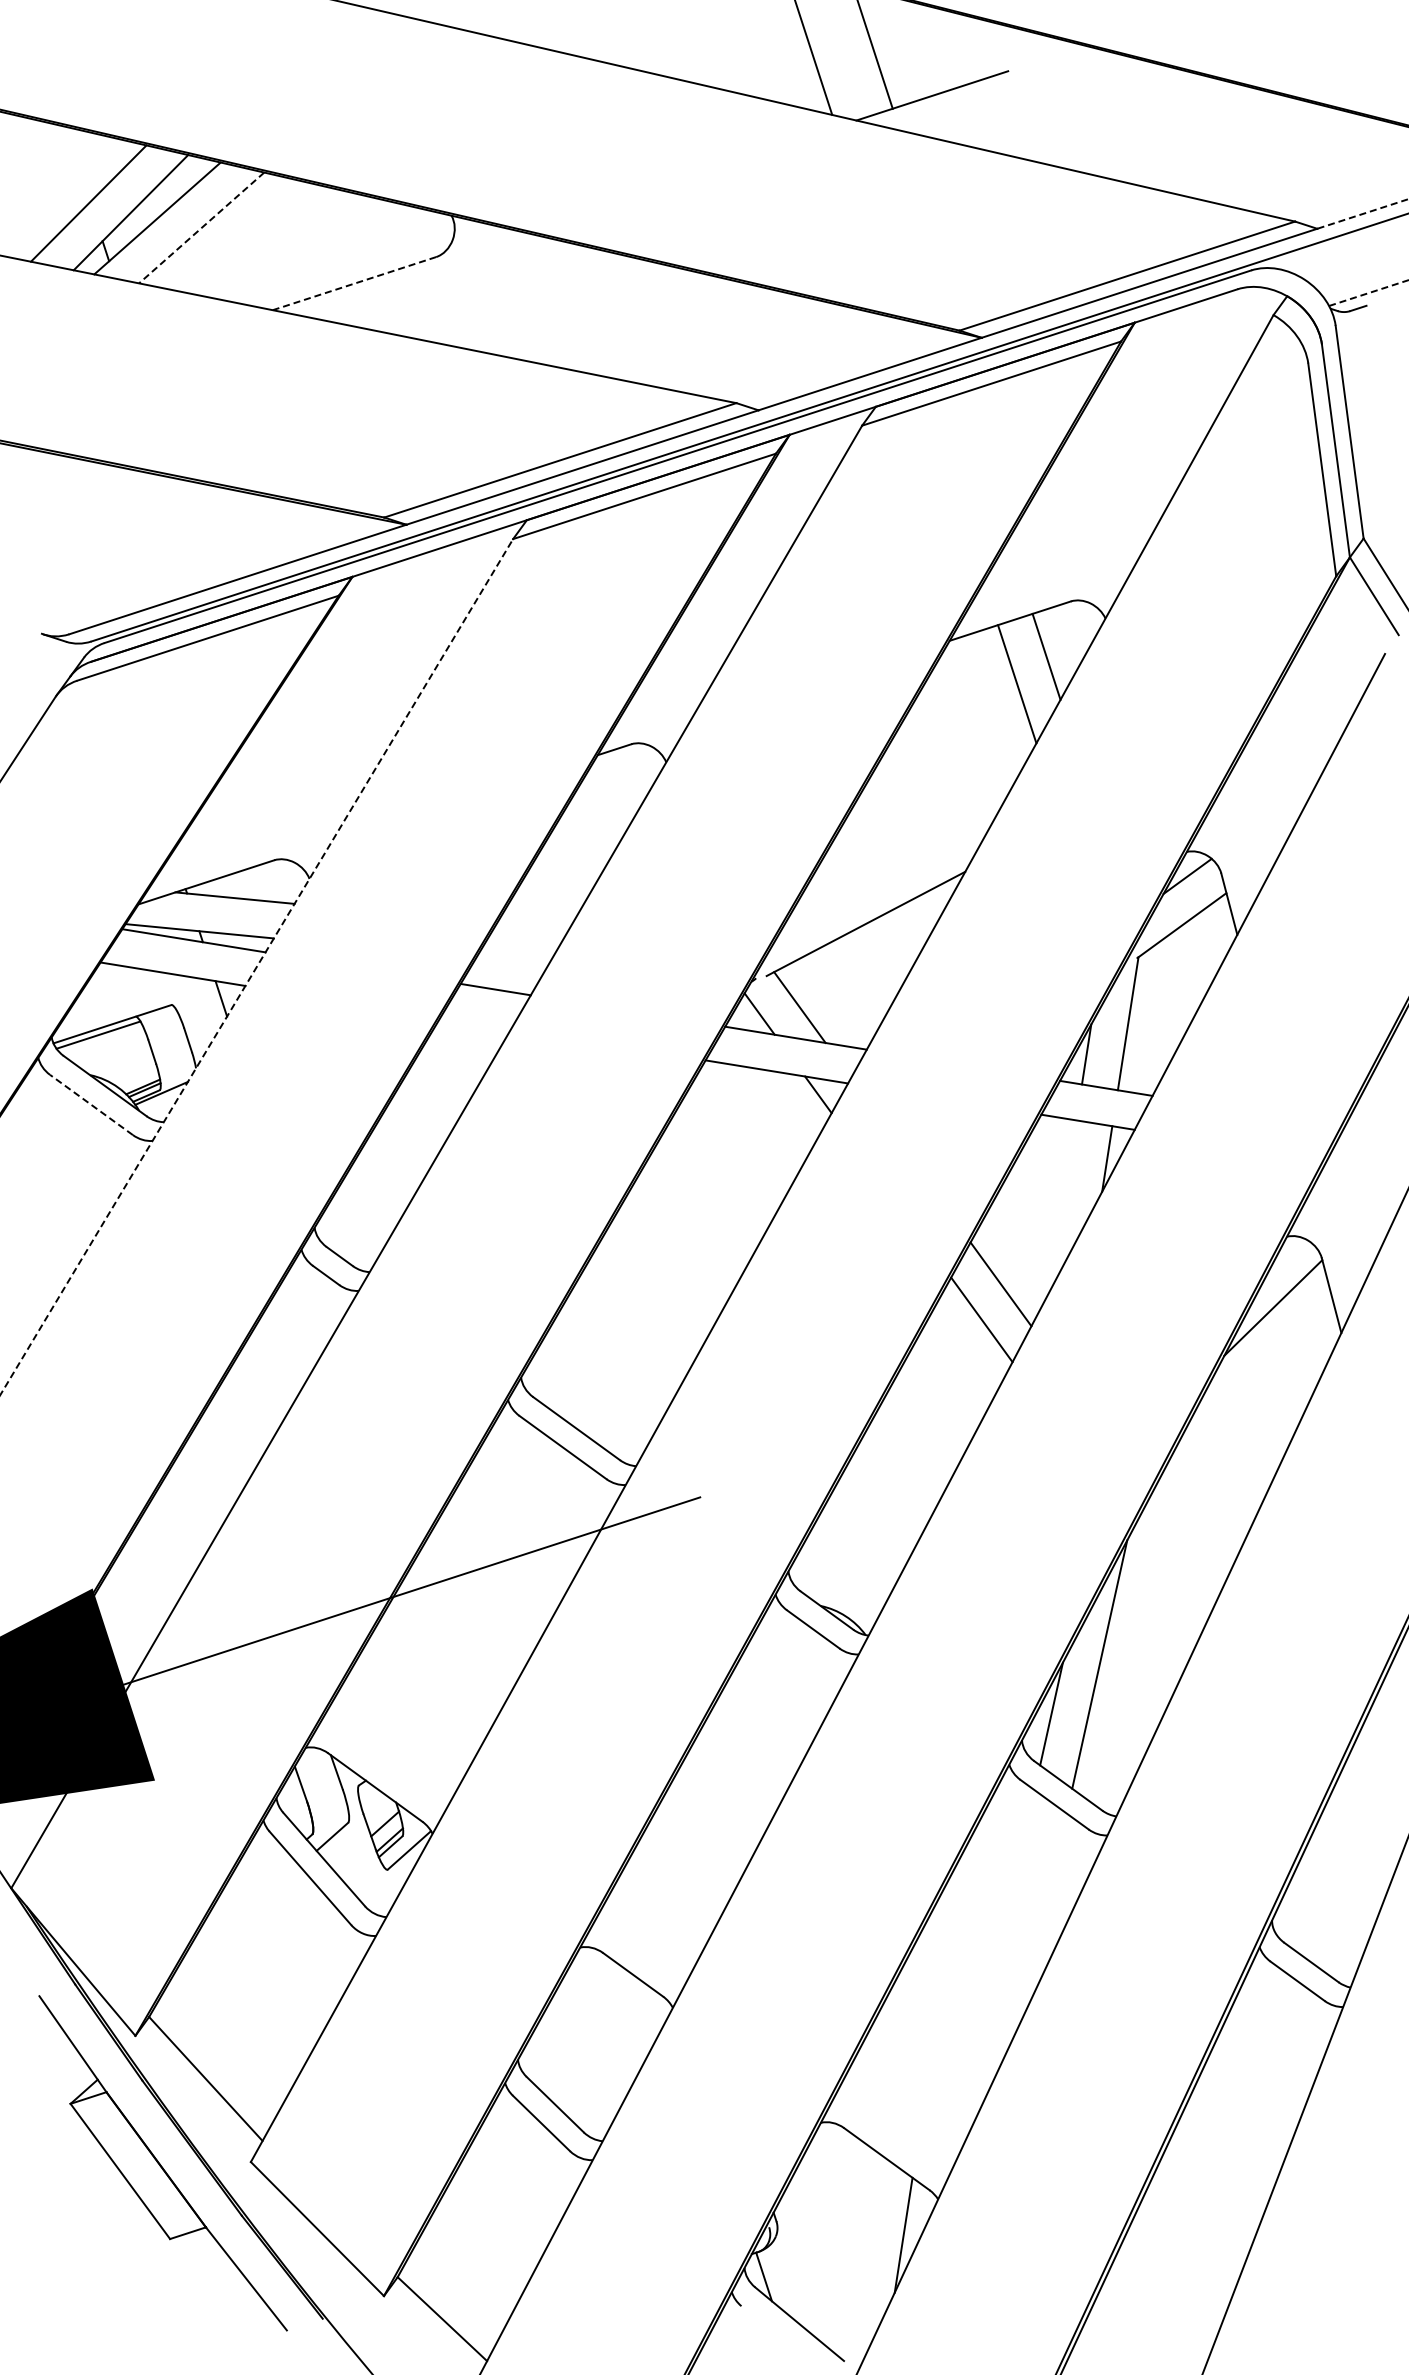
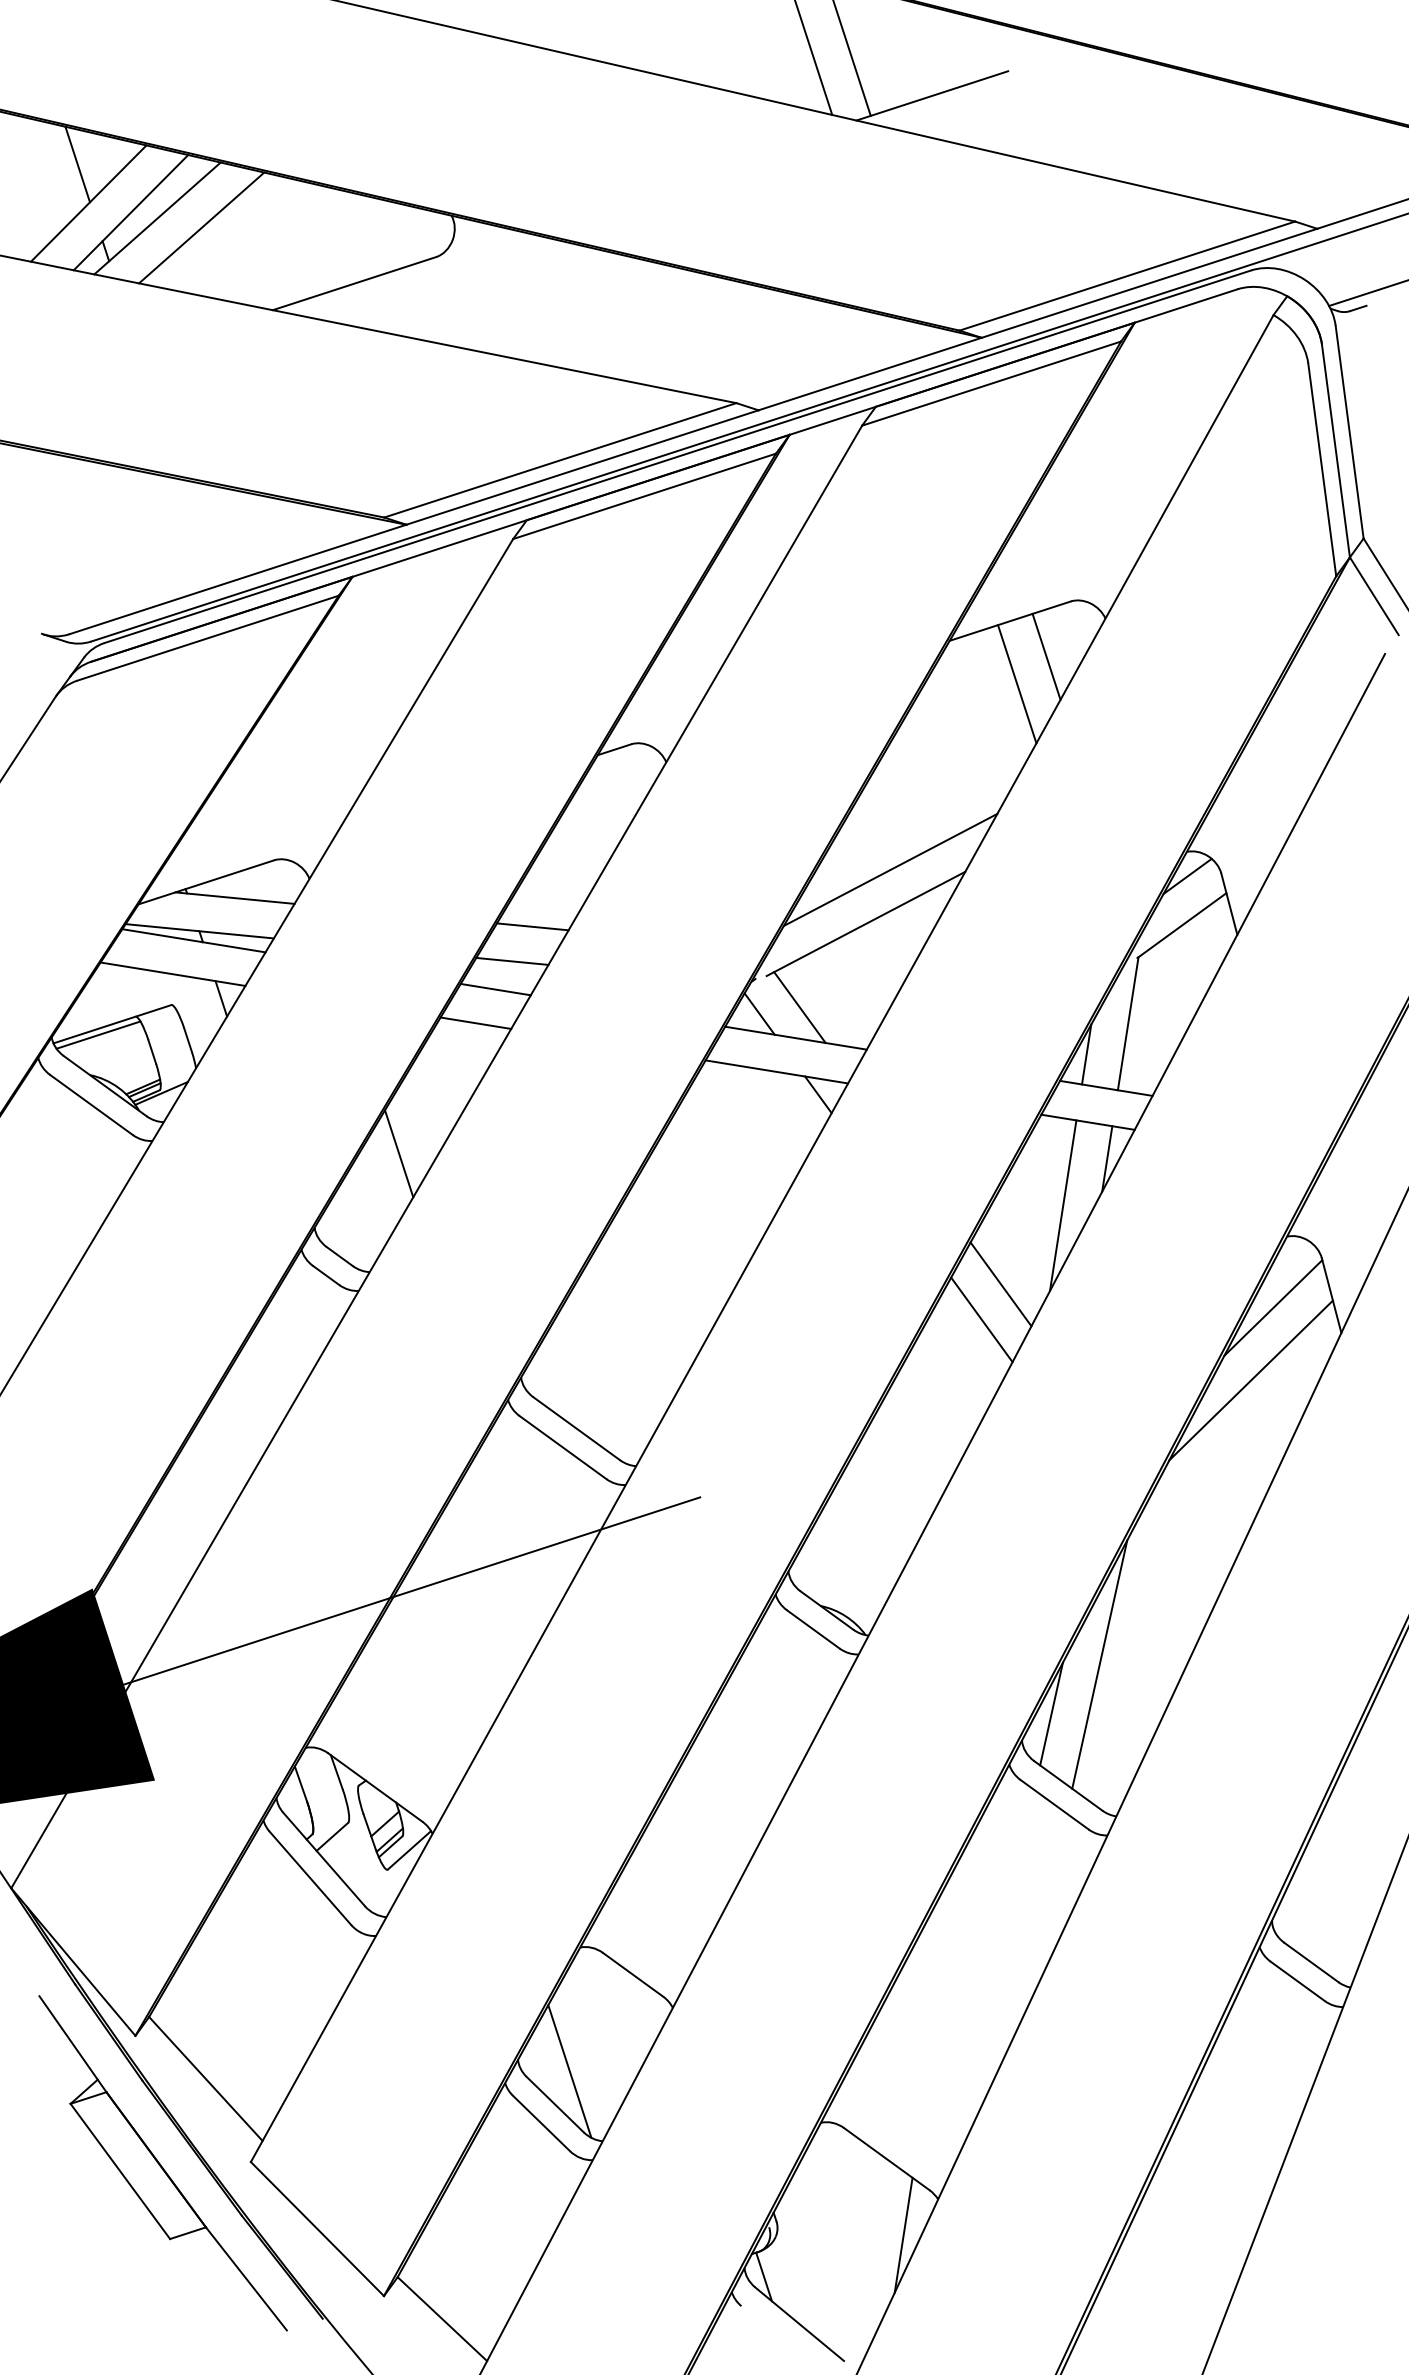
line position: (875, 55) -> (851, 58) (851, 58)
line: none -> present (77, 164)
line: dashed -> solid (1362, 214)
line: dashed -> solid (201, 227)
line: dashed -> solid (354, 283)
line: dashed -> solid (1369, 293)
line: none -> present (890, 869)
line: none -> present (532, 926)
line: none -> present (512, 960)
line: dashed -> solid (256, 967)
line: none -> present (475, 1022)
line: dashed -> solid (91, 1104)
line: none -> present (399, 1153)
line: none -> present (1063, 1205)
line: none -> present (1250, 1380)
line: none -> present (569, 2071)
